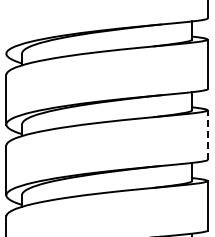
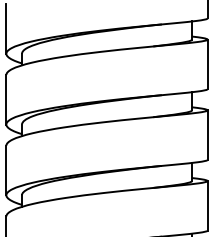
line: none -> present (6, 28)
line: dashed -> solid (207, 135)
